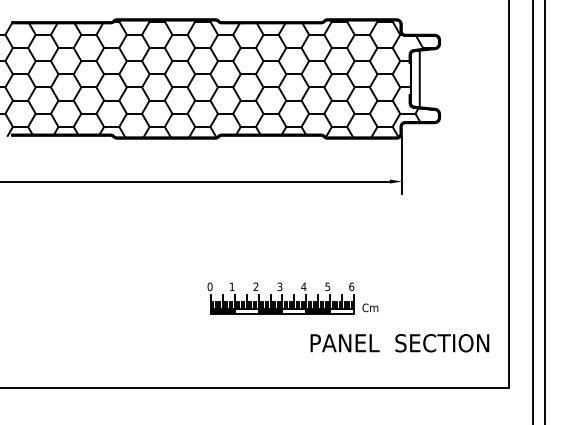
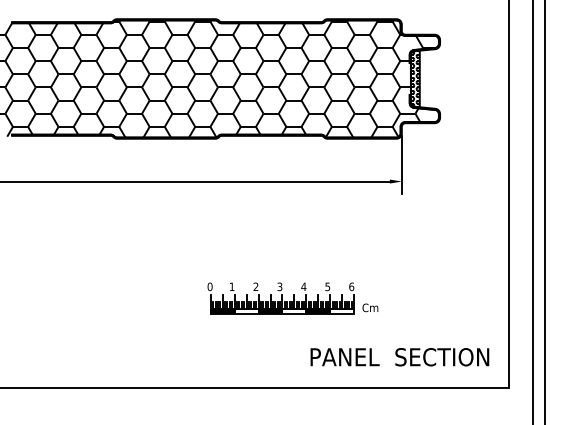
hatch: none -> present (414, 78)
text position: (399, 343) -> (399, 357) (399, 357)
